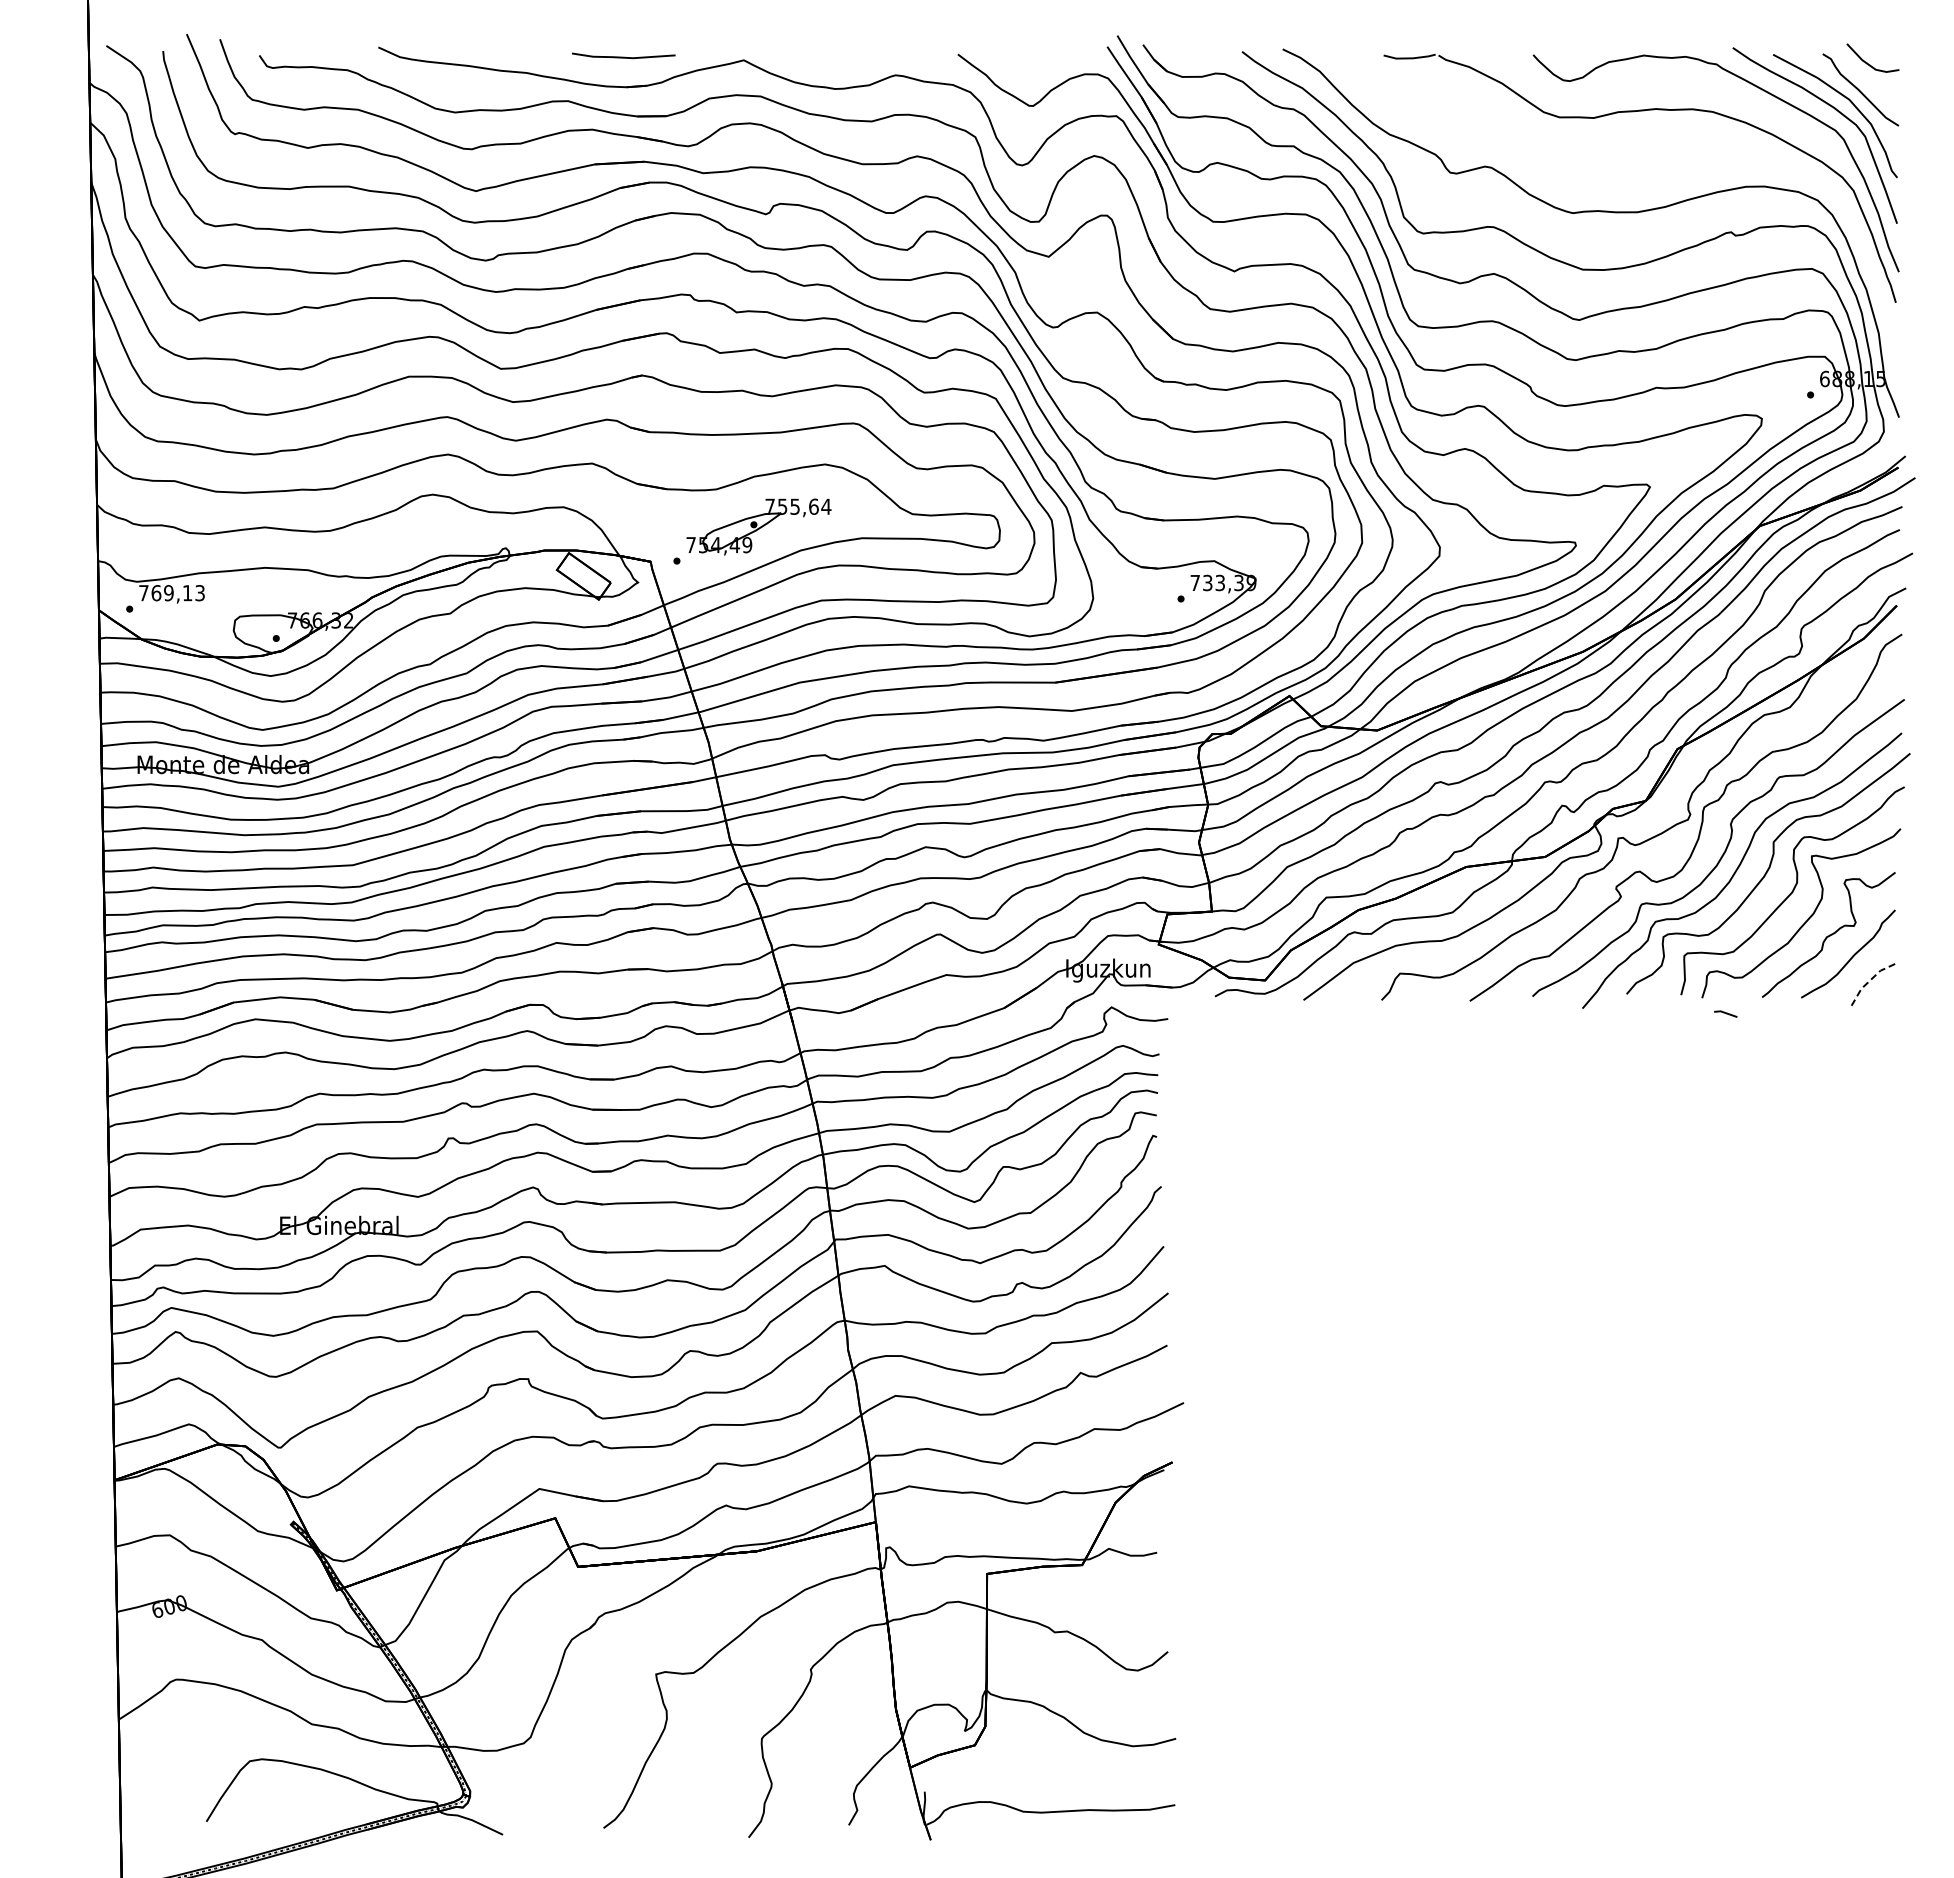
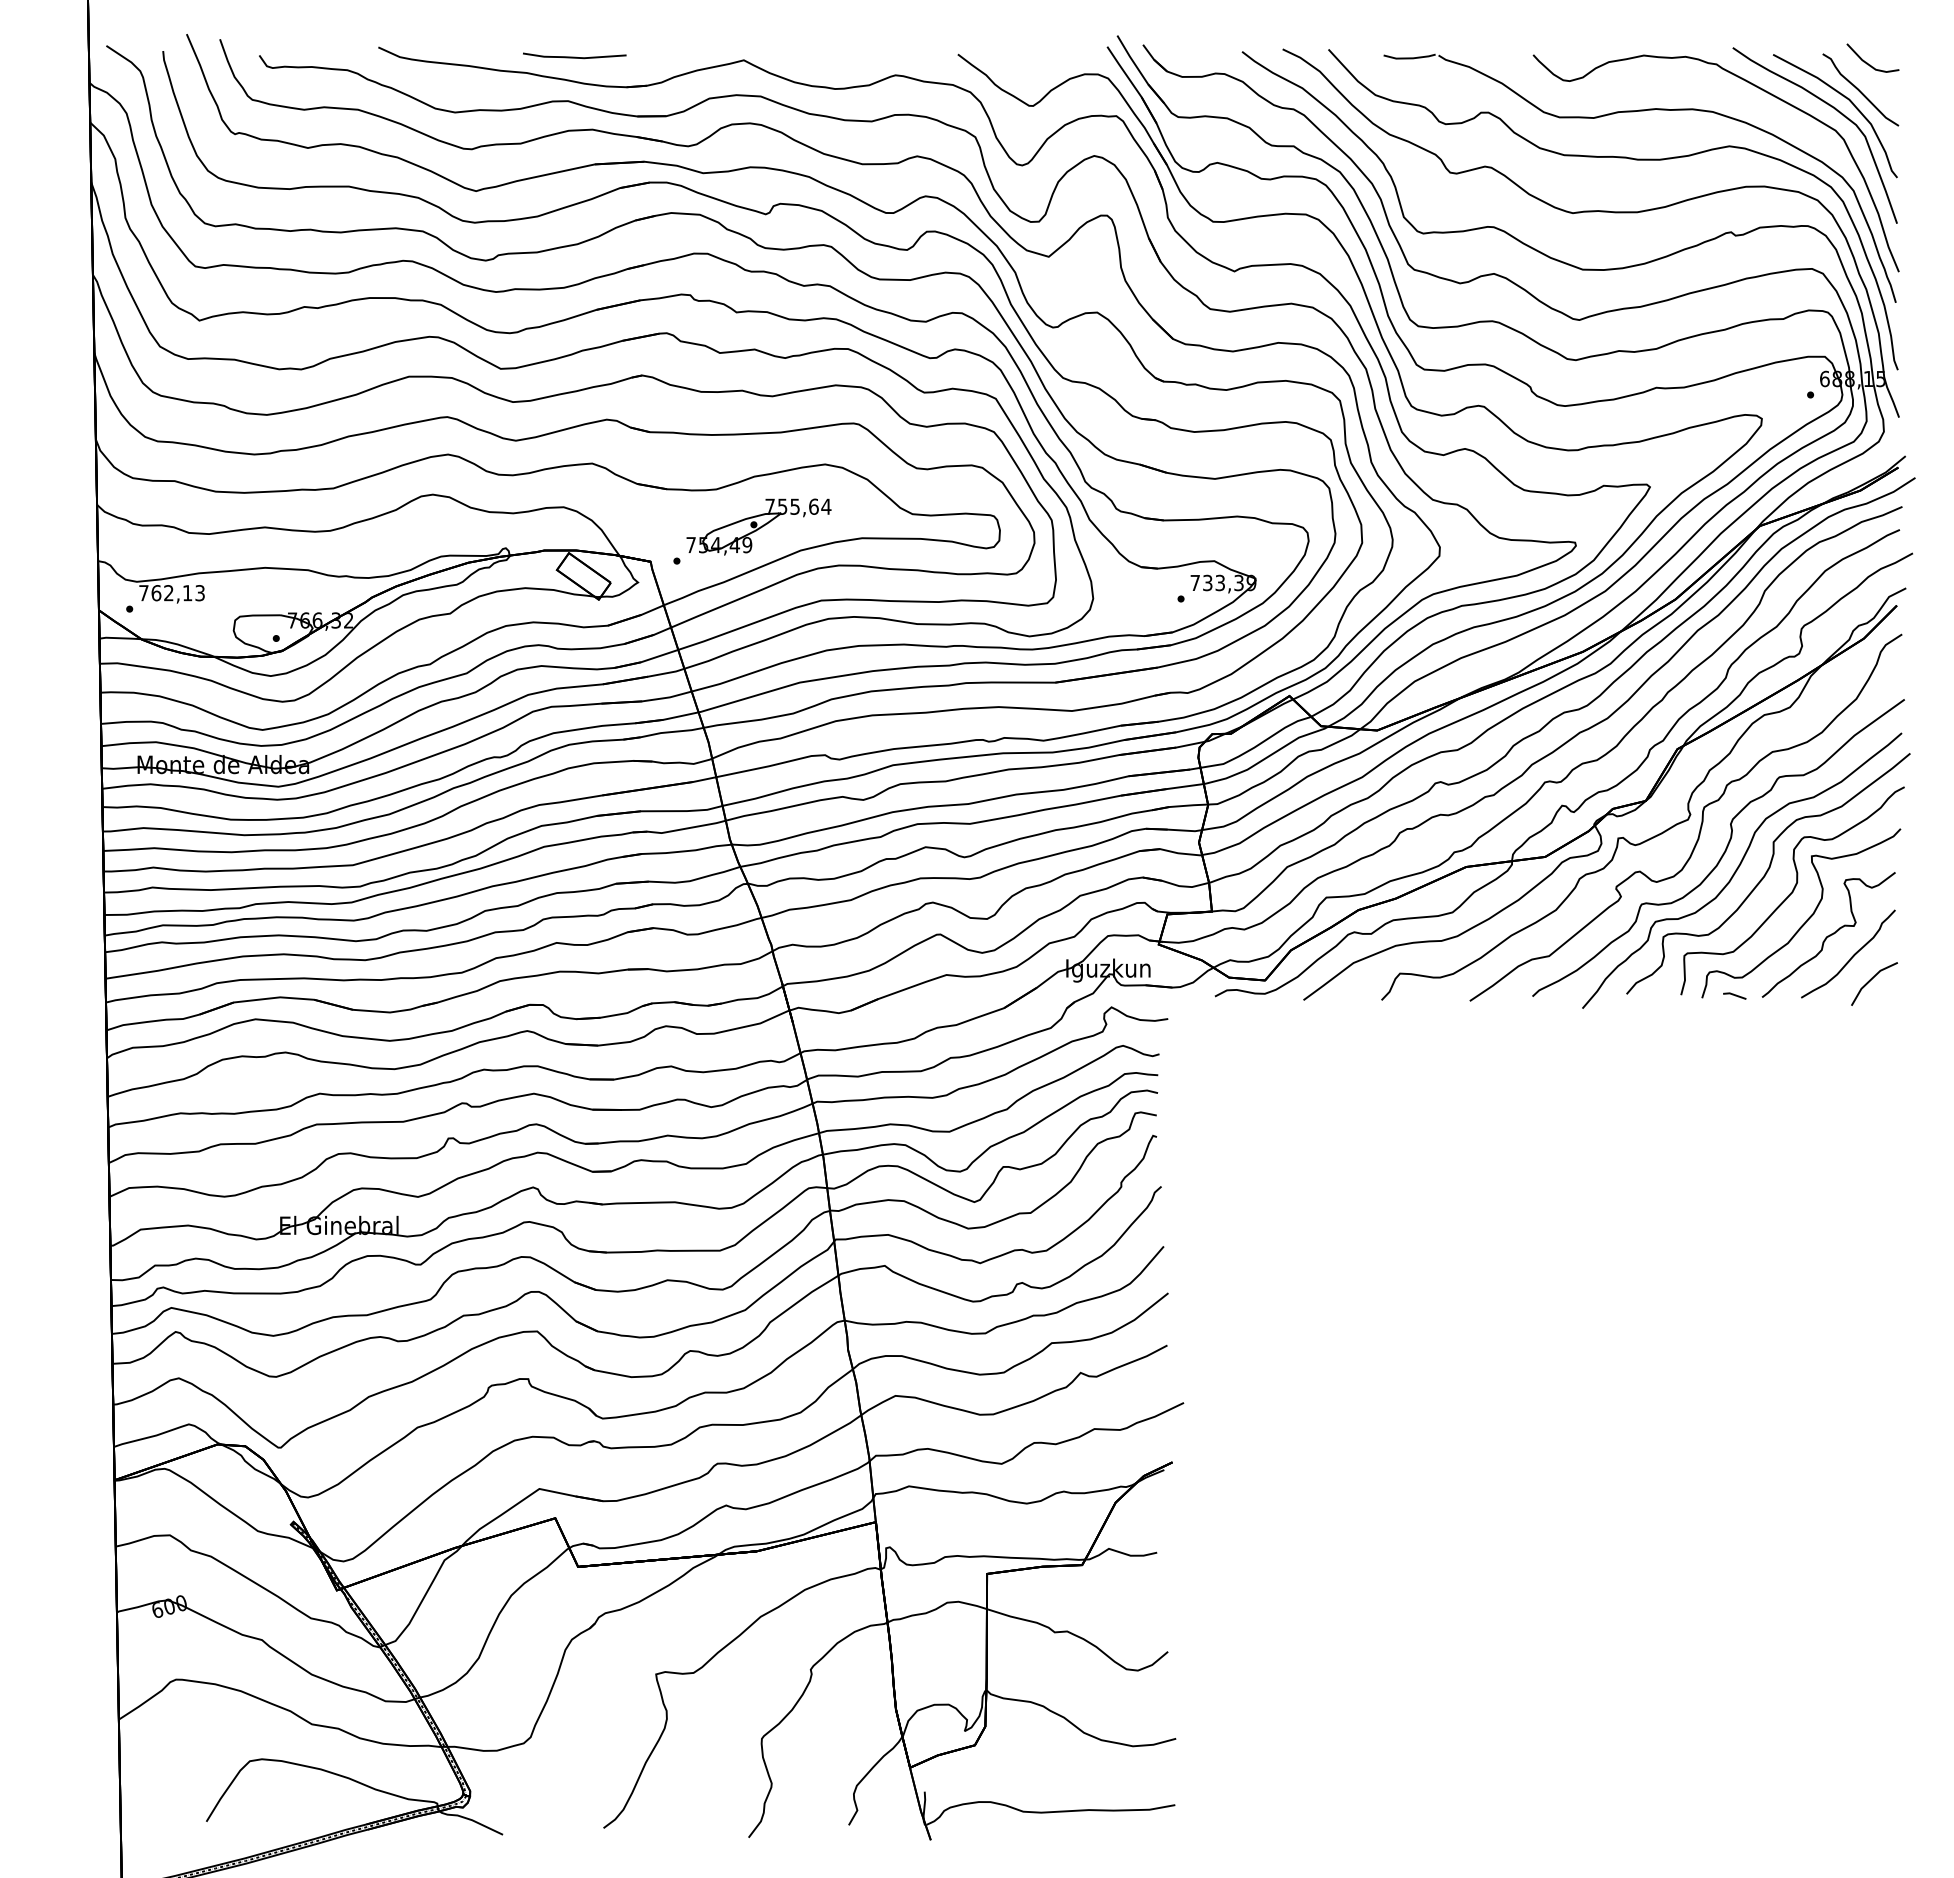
line position: (623, 56) -> (574, 56) (574, 56)
curve: none -> present (1618, 158)
text: 769,13 -> 762,13 (168, 593)
line: dashed -> solid (1871, 979)
line position: (1725, 1013) -> (1734, 995) (1734, 995)
